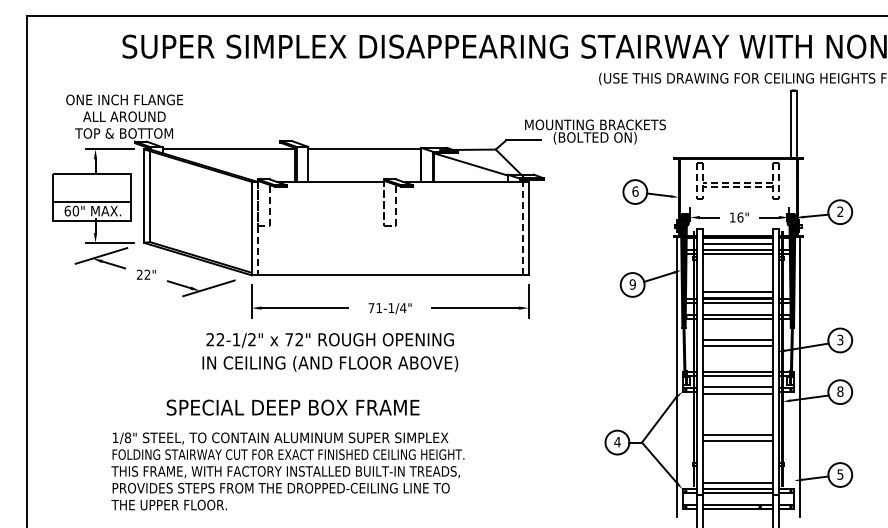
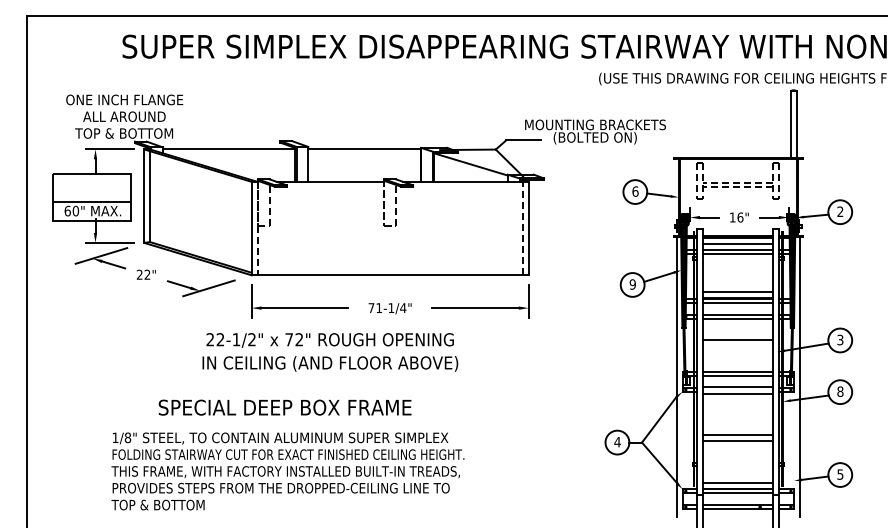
line: present -> none (738, 345)
text position: (292, 407) -> (284, 407) (284, 407)
text: THE UPPER FLOOR. -> TOP & BOTTOM (172, 504)
